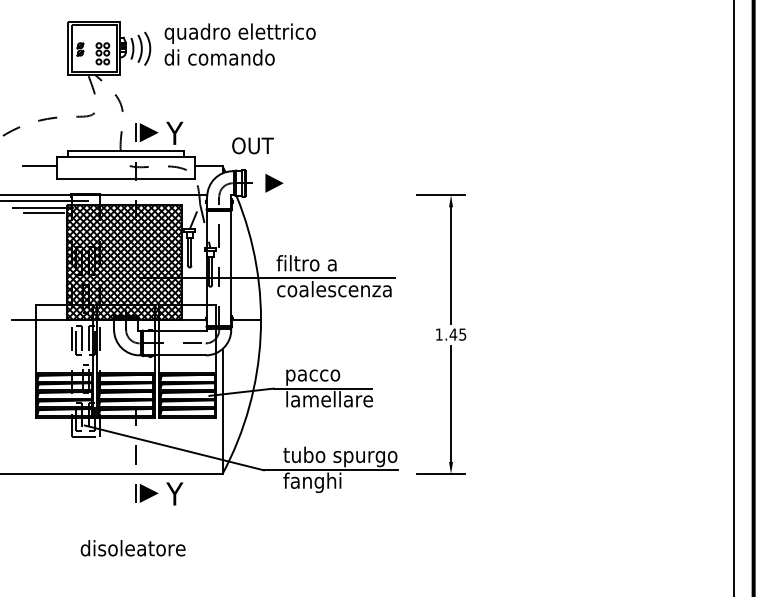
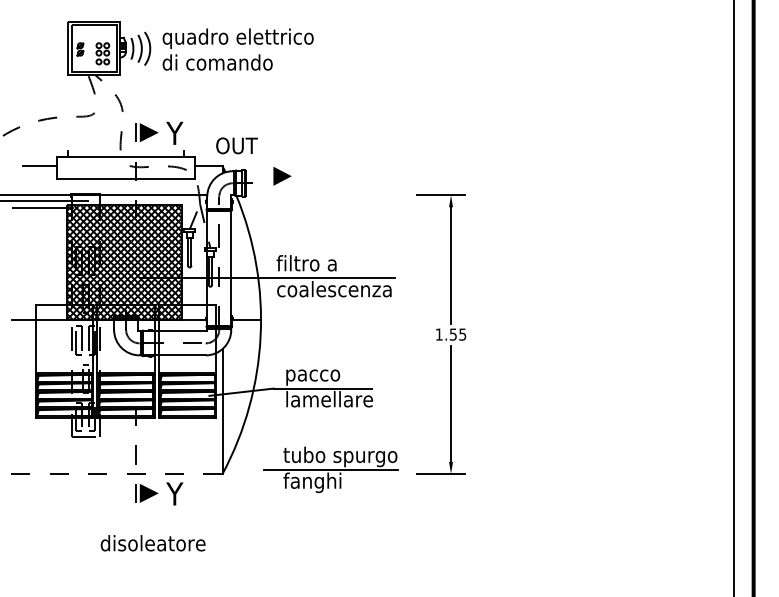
text position: (239, 44) -> (237, 49) (237, 49)
text position: (252, 145) -> (236, 145) (236, 145)
line: present -> none (125, 151)
line position: (274, 183) -> (282, 176) (282, 176)
line: present -> none (43, 212)
text: 1.45 -> 1.55 (453, 334)
line: present -> none (173, 447)
line: solid -> dashed (110, 473)
text position: (132, 548) -> (152, 543) (152, 543)
